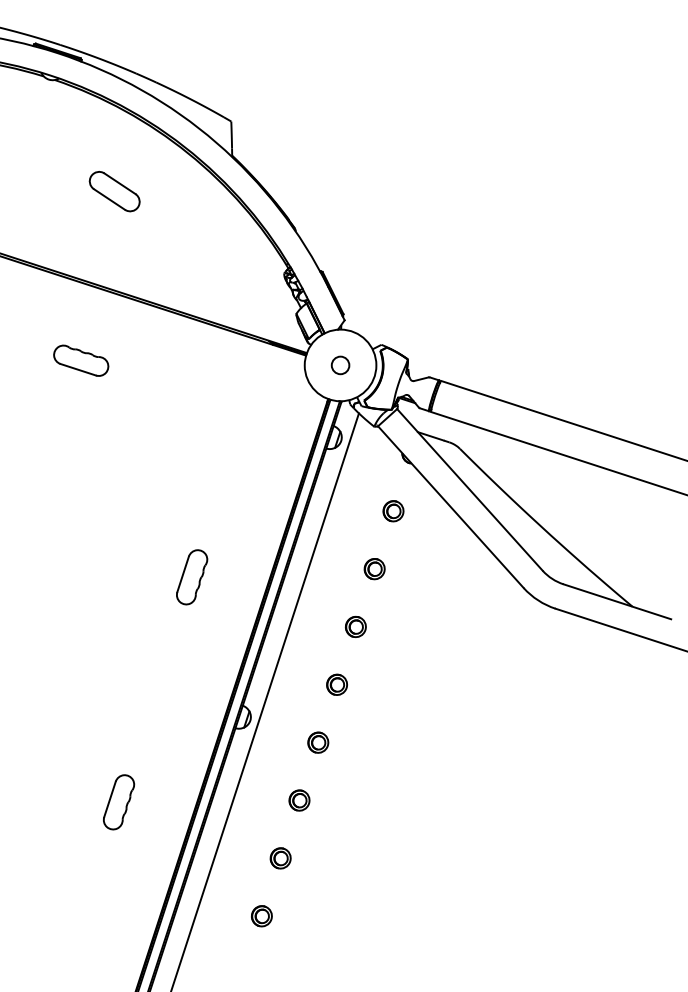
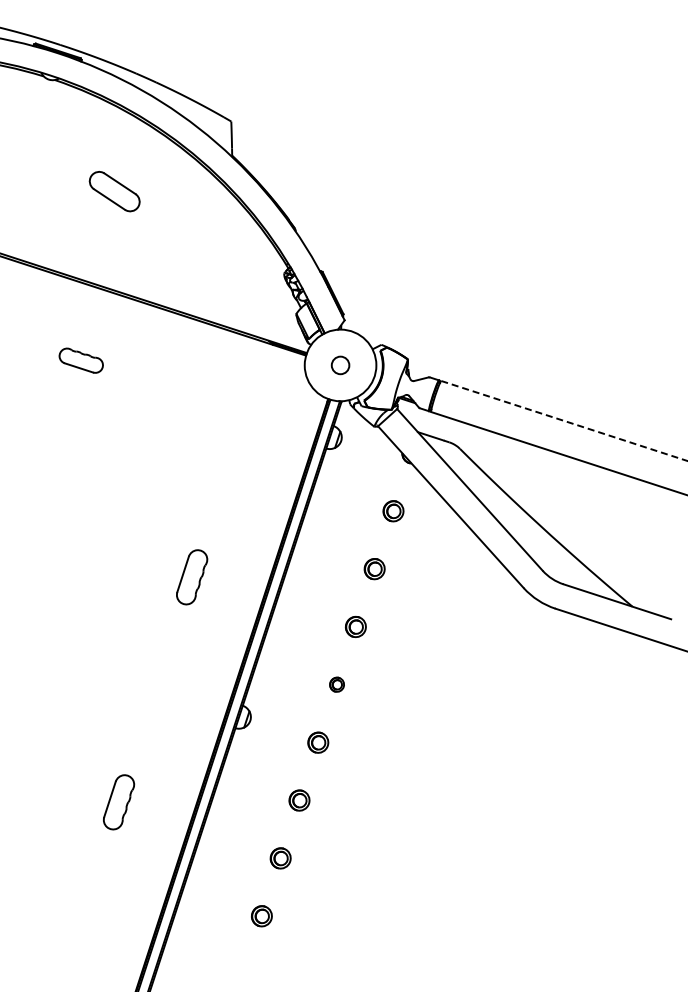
part size: 57x33 px -> 46x27 px (80, 360)
line: solid -> dashed (564, 421)
part size: 22x23 px -> 16x17 px (336, 684)
line: present -> none (265, 700)
